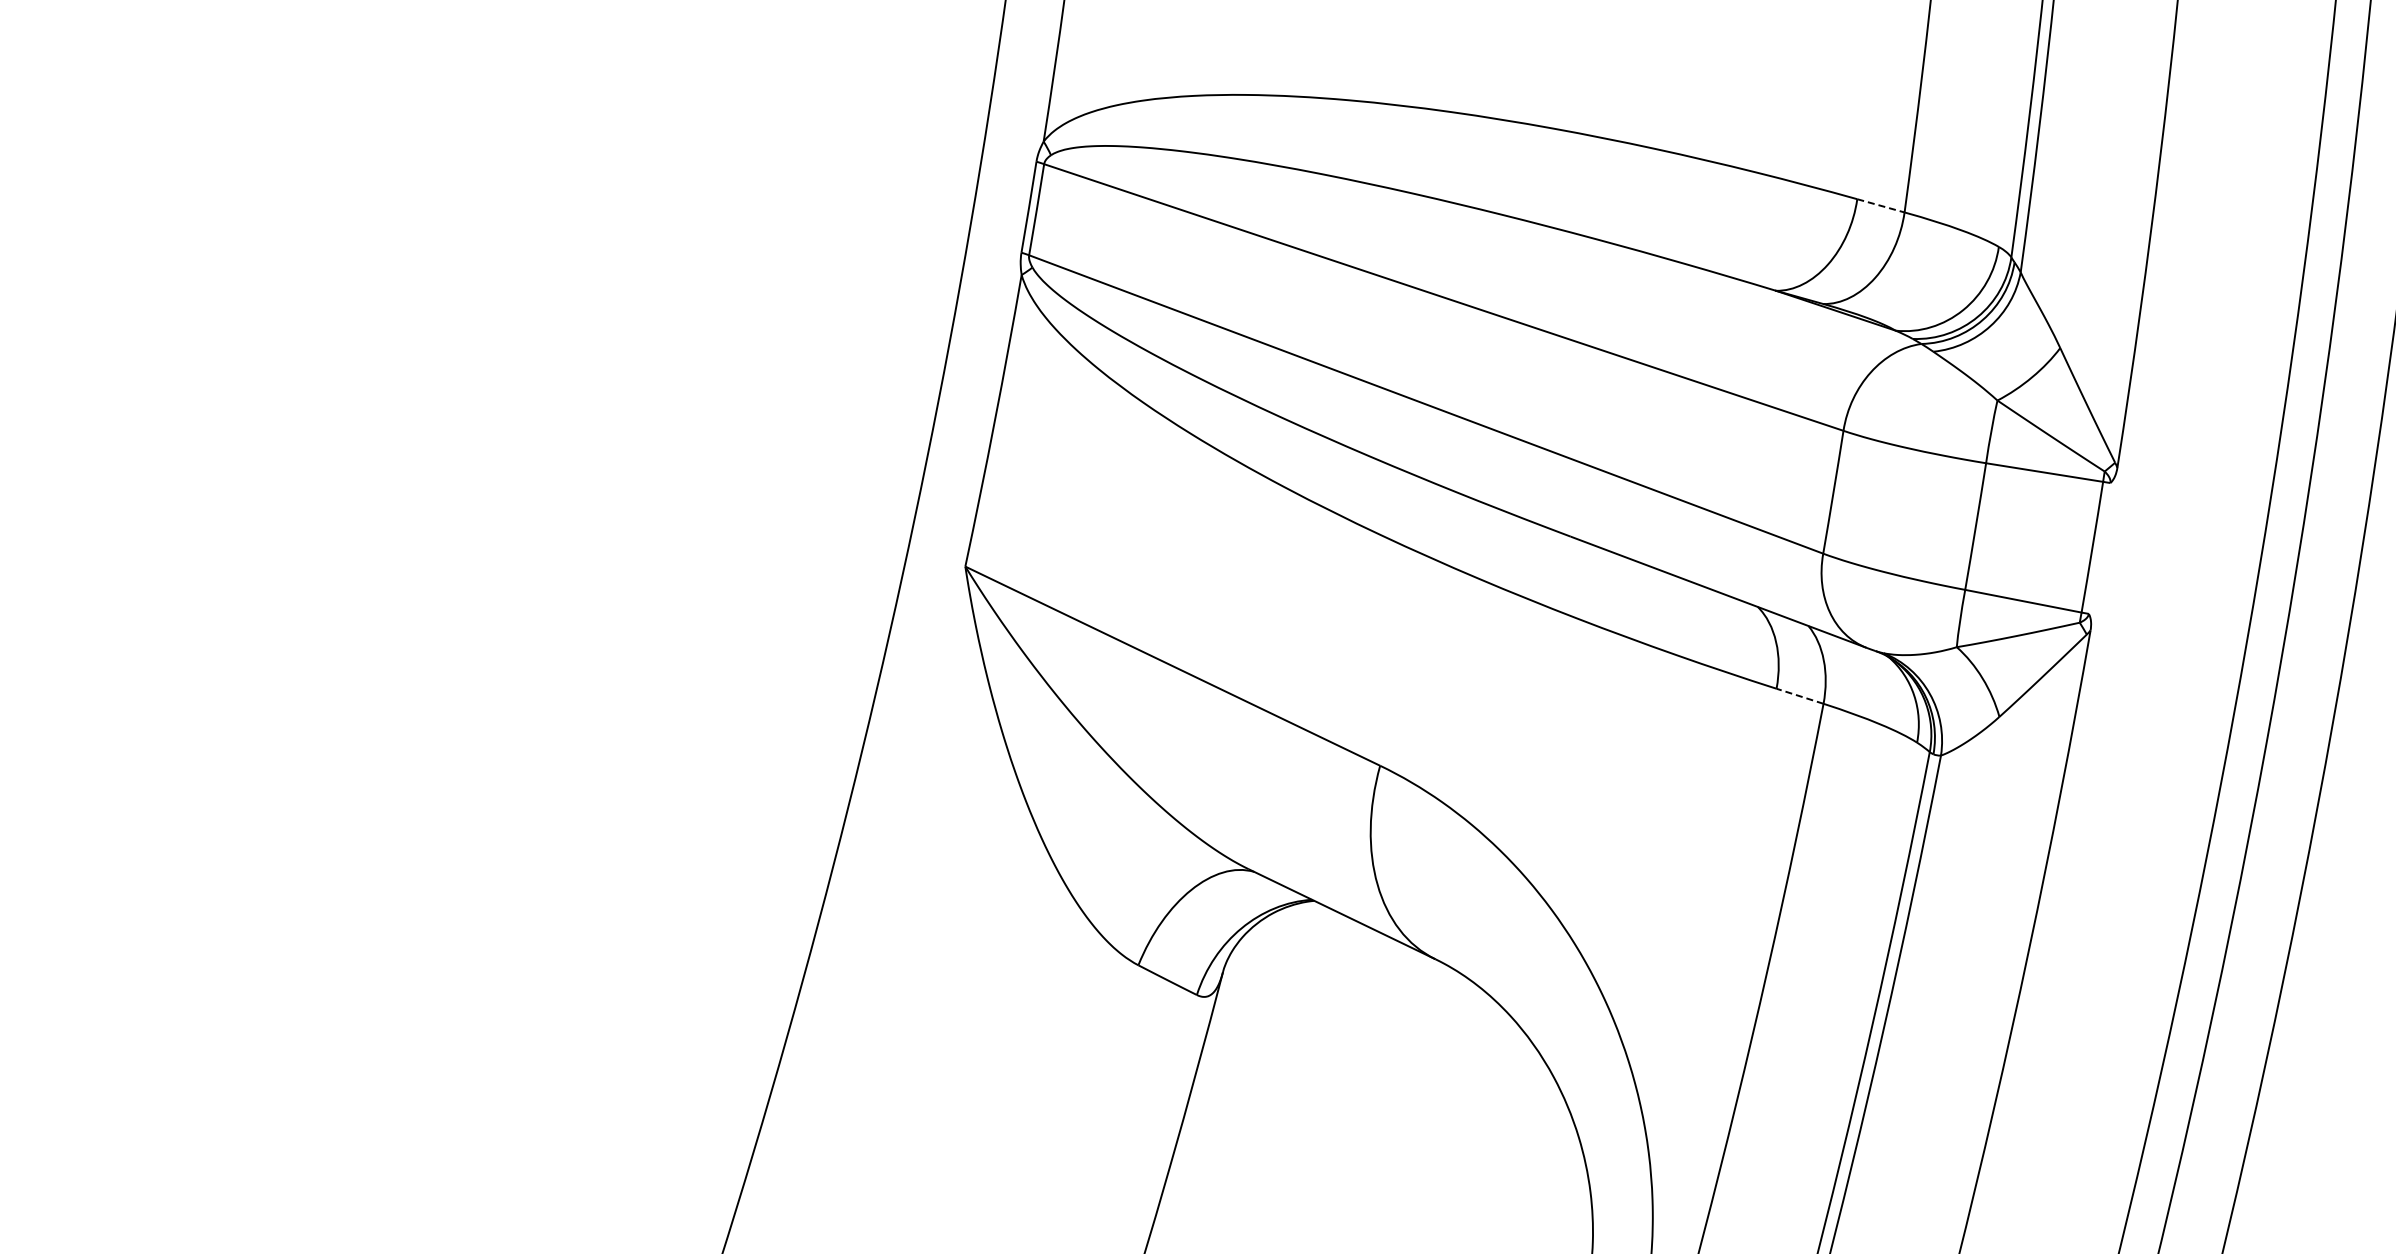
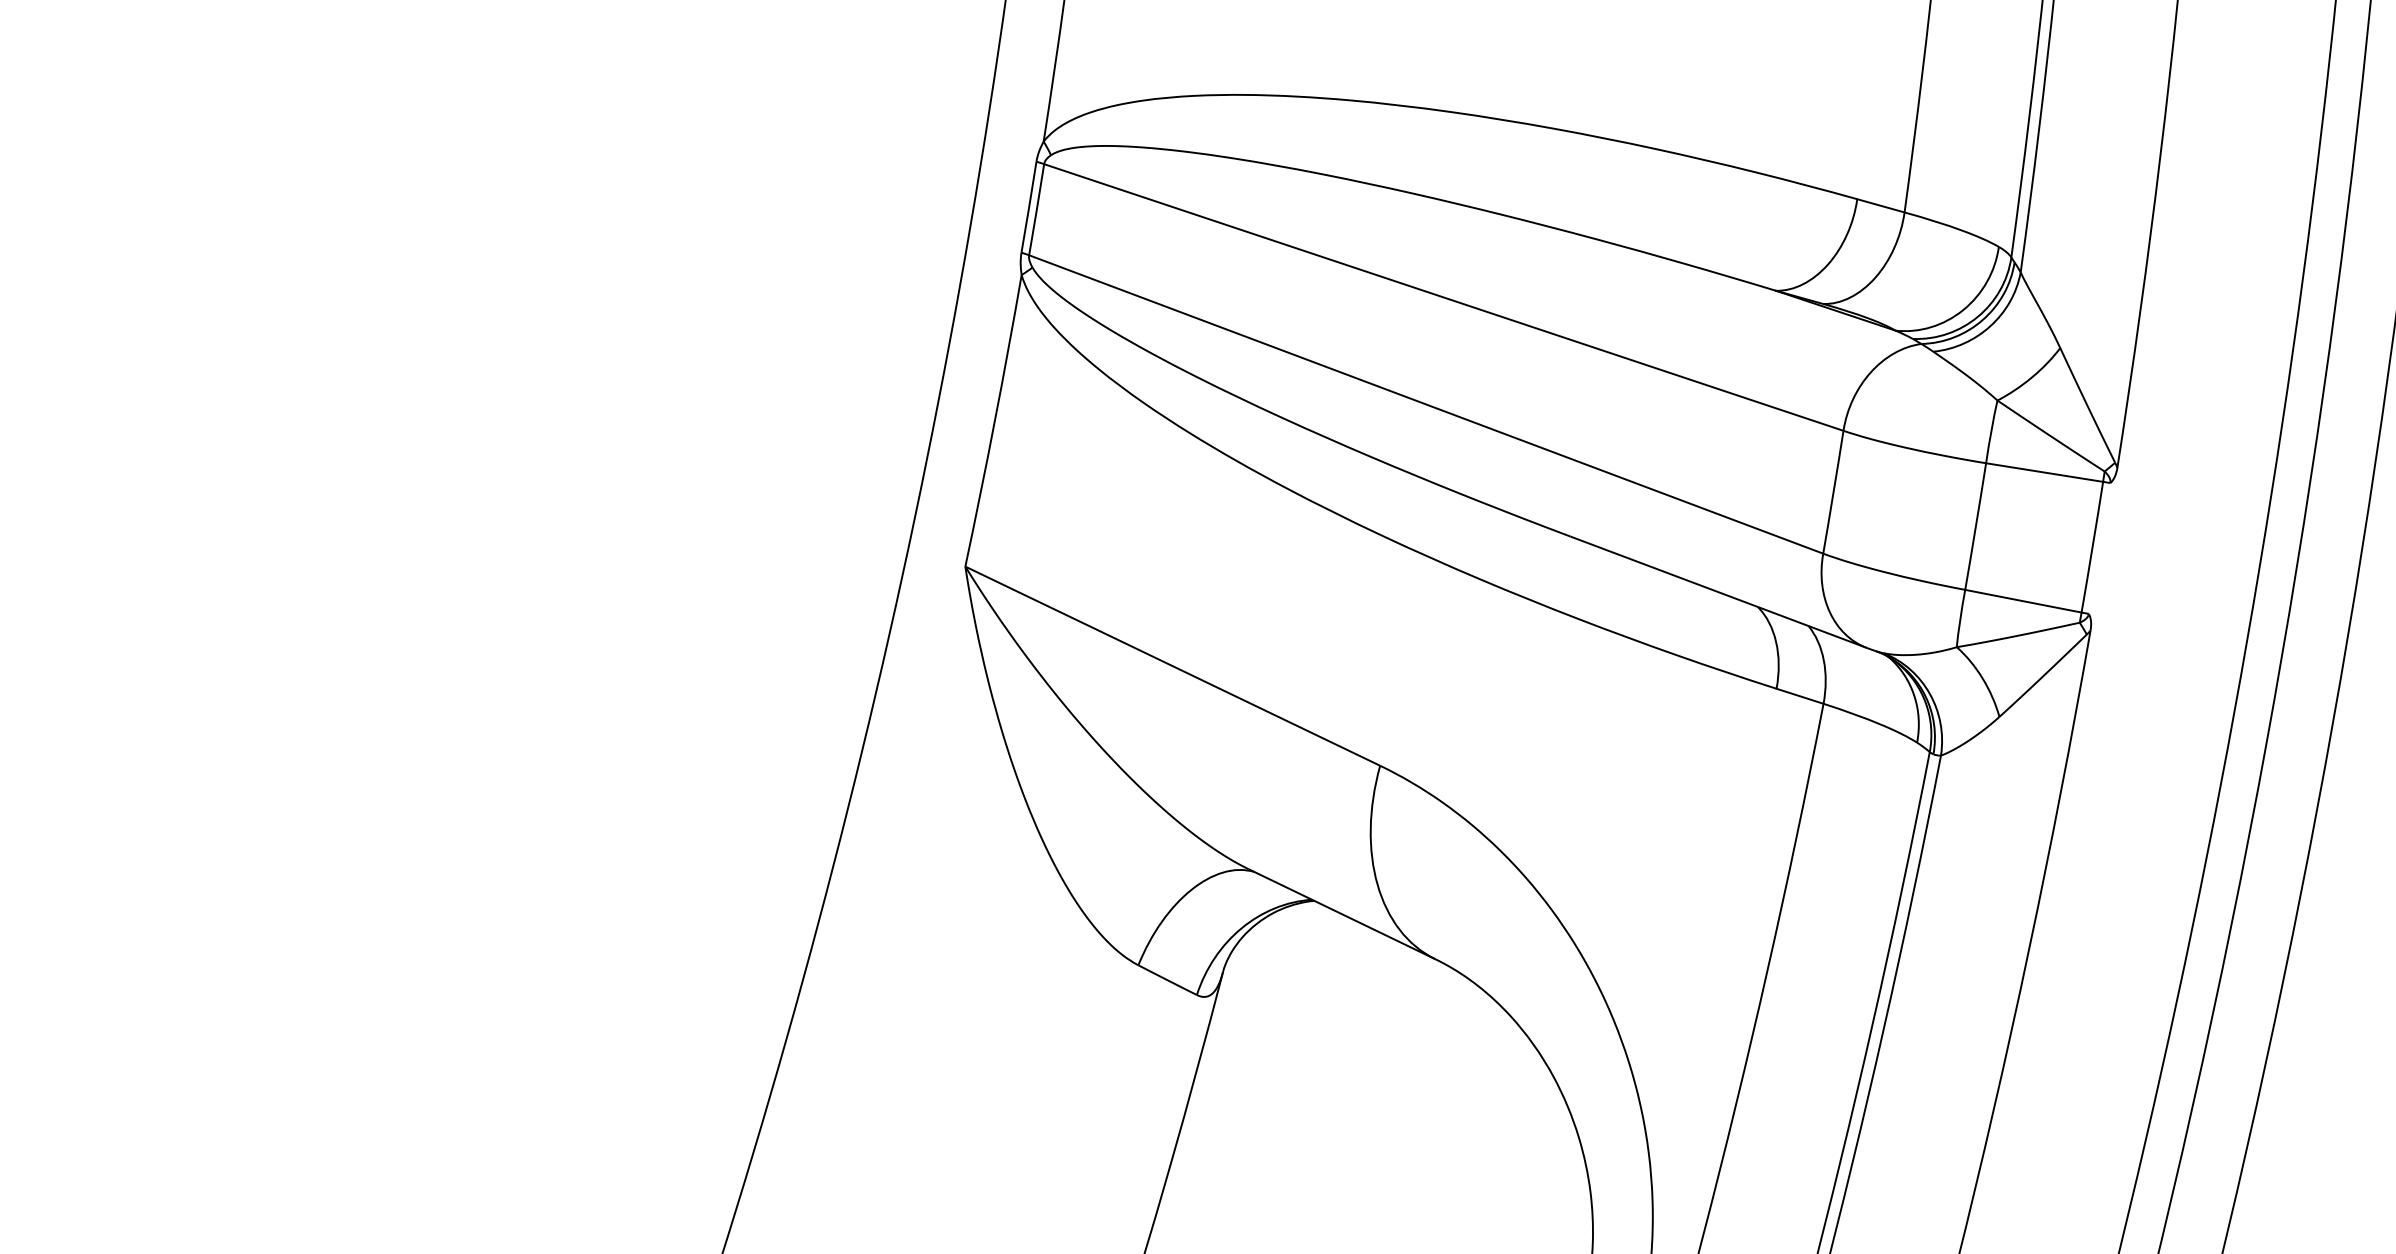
line: dashed -> solid (1880, 205)
line: dashed -> solid (1800, 696)
